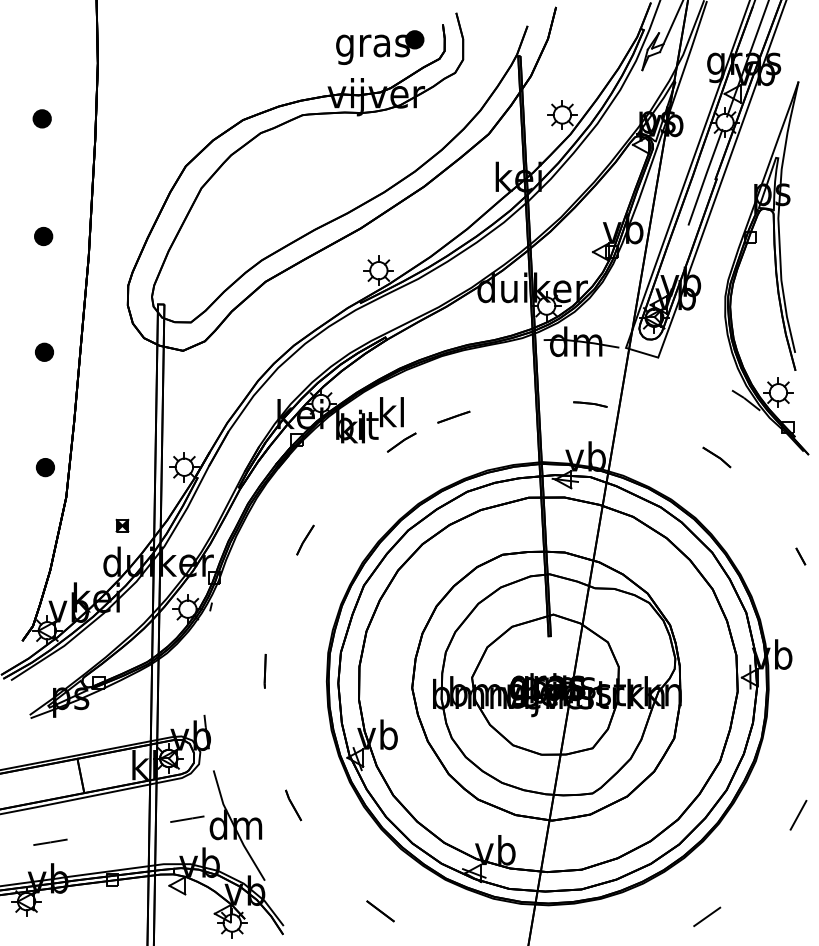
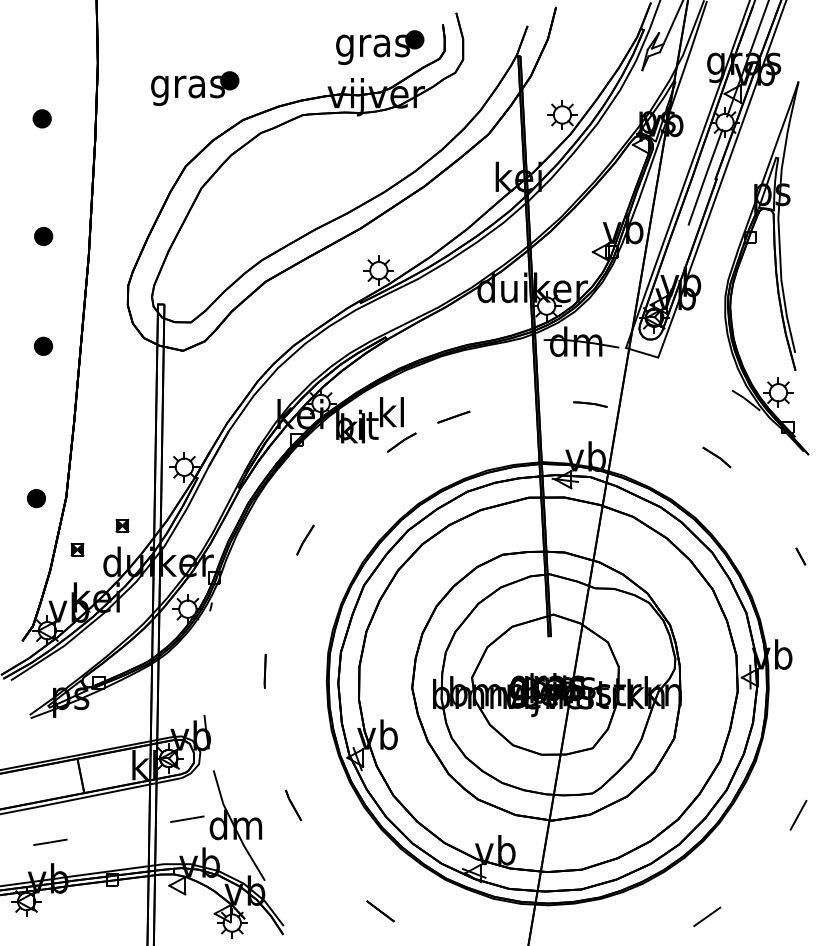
part: none -> present (195, 88)
part position: (44, 351) -> (43, 345) (43, 345)
part position: (44, 467) -> (35, 498) (35, 498)
part: none -> present (77, 549)
